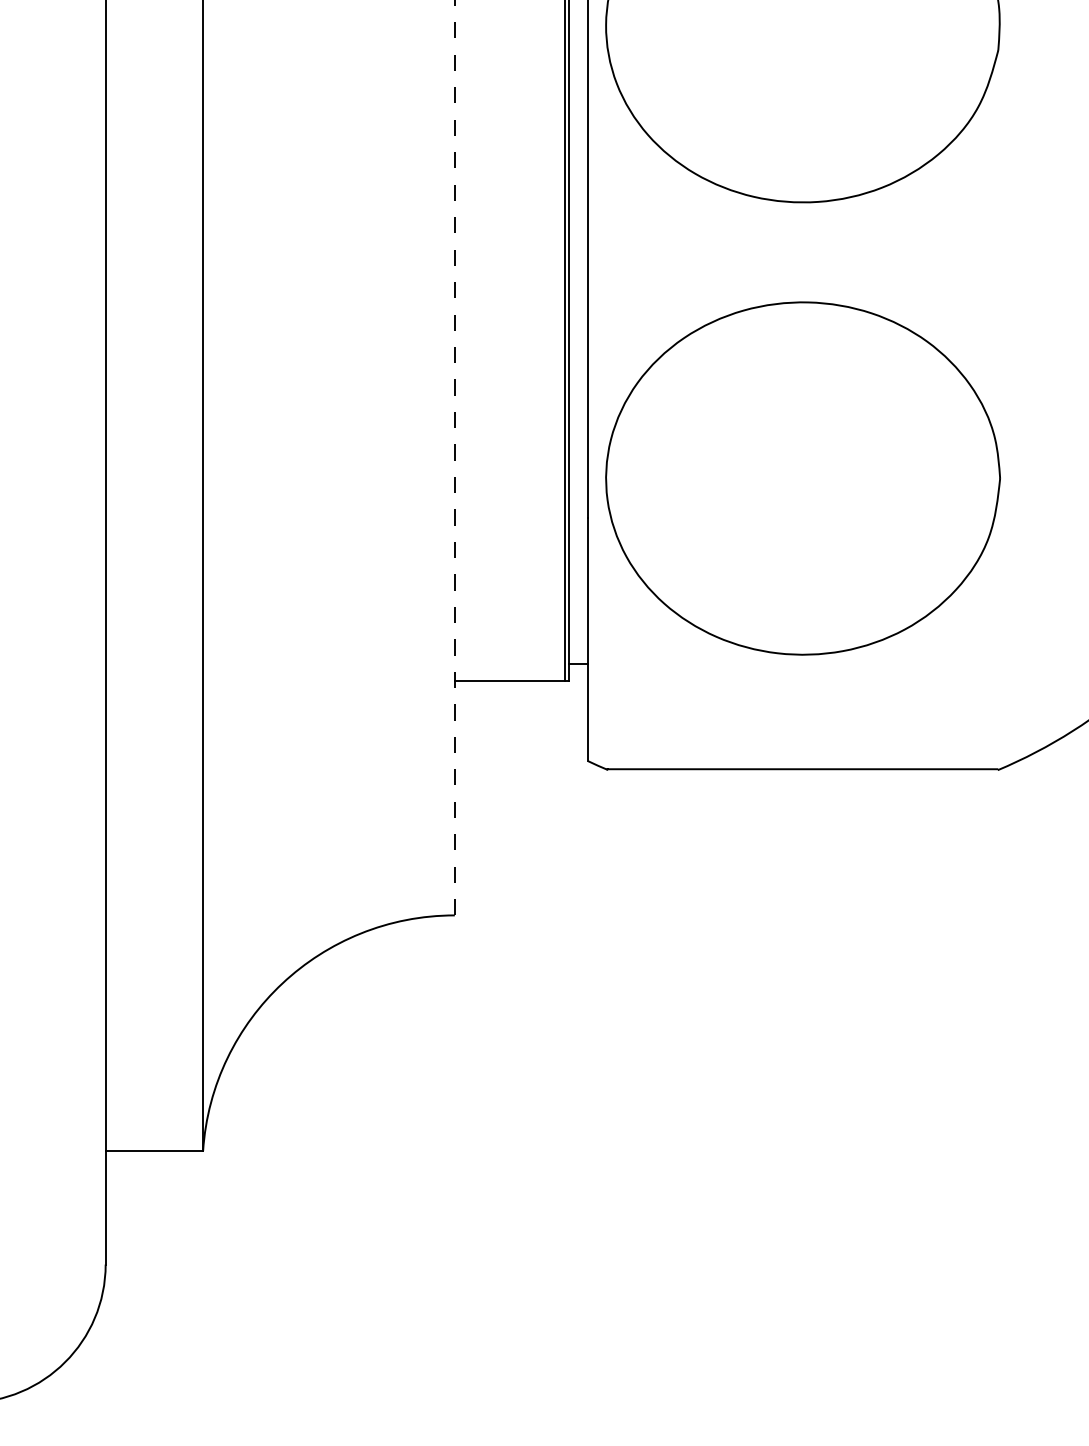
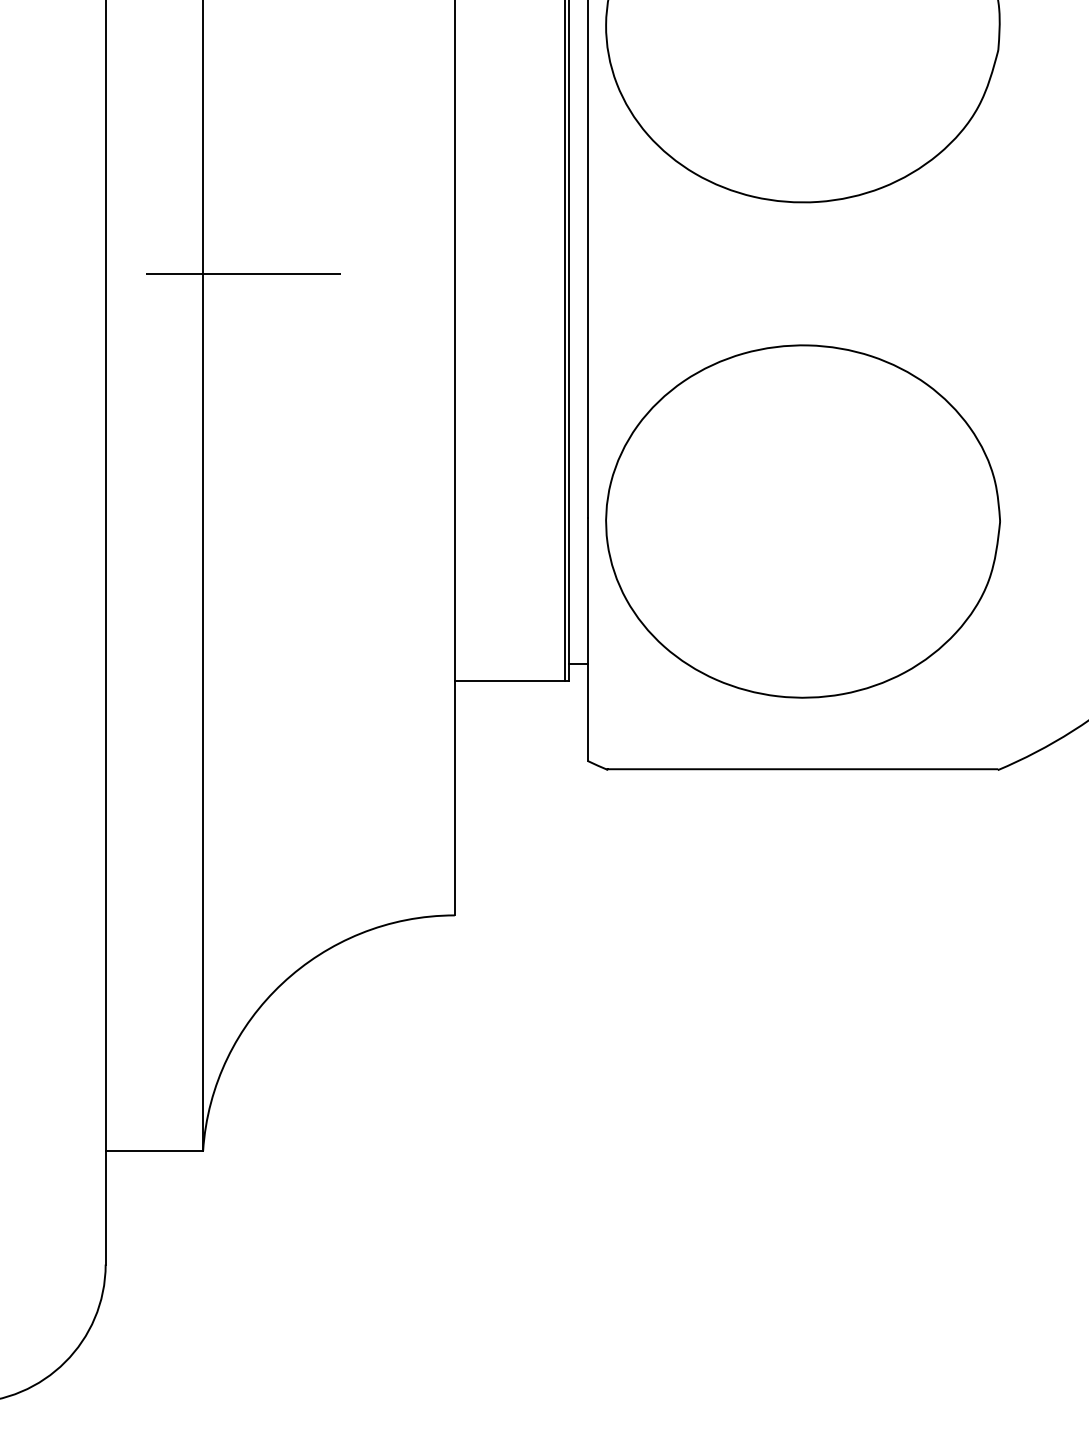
line: none -> present (243, 273)
line: dashed -> solid (454, 457)
part position: (802, 478) -> (802, 521) (802, 521)
